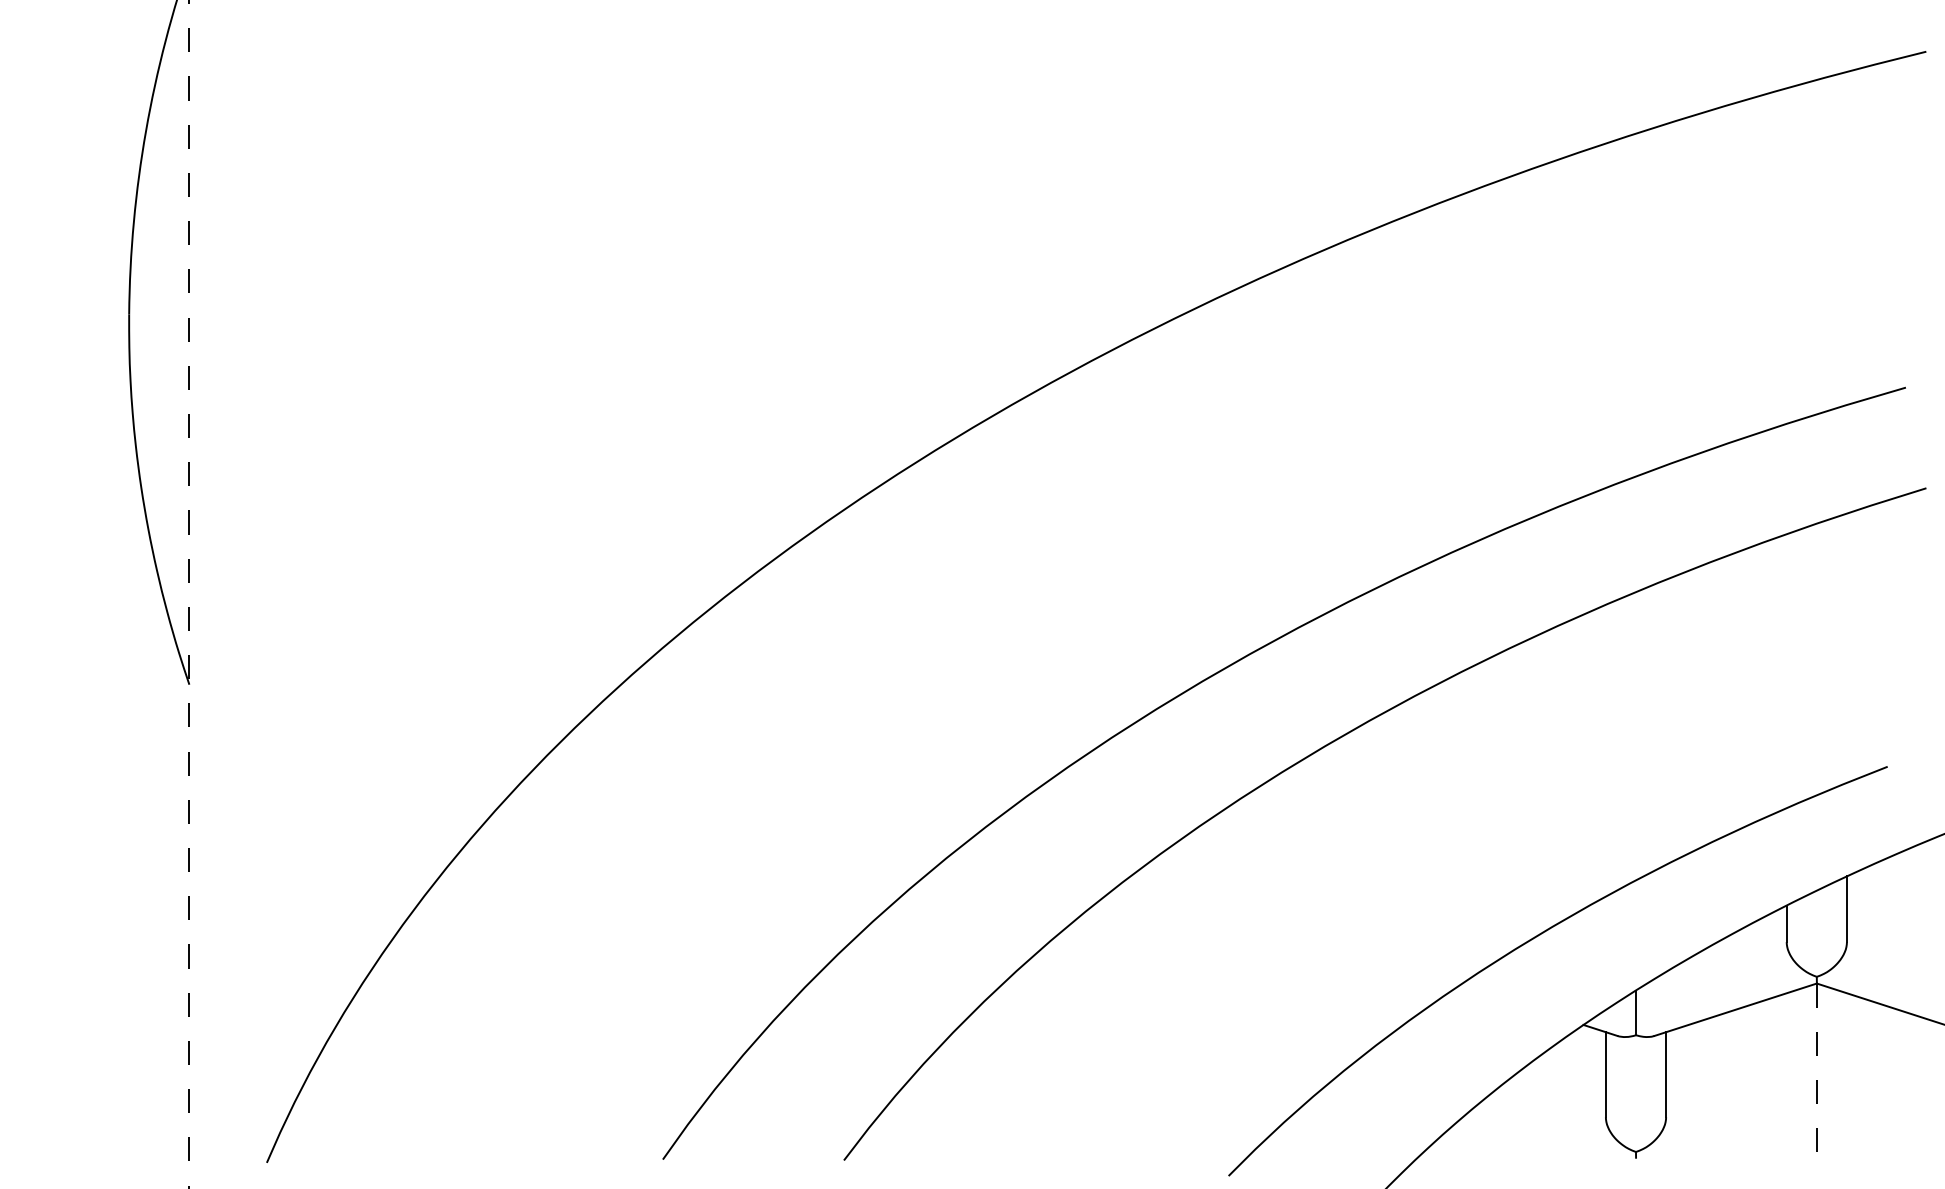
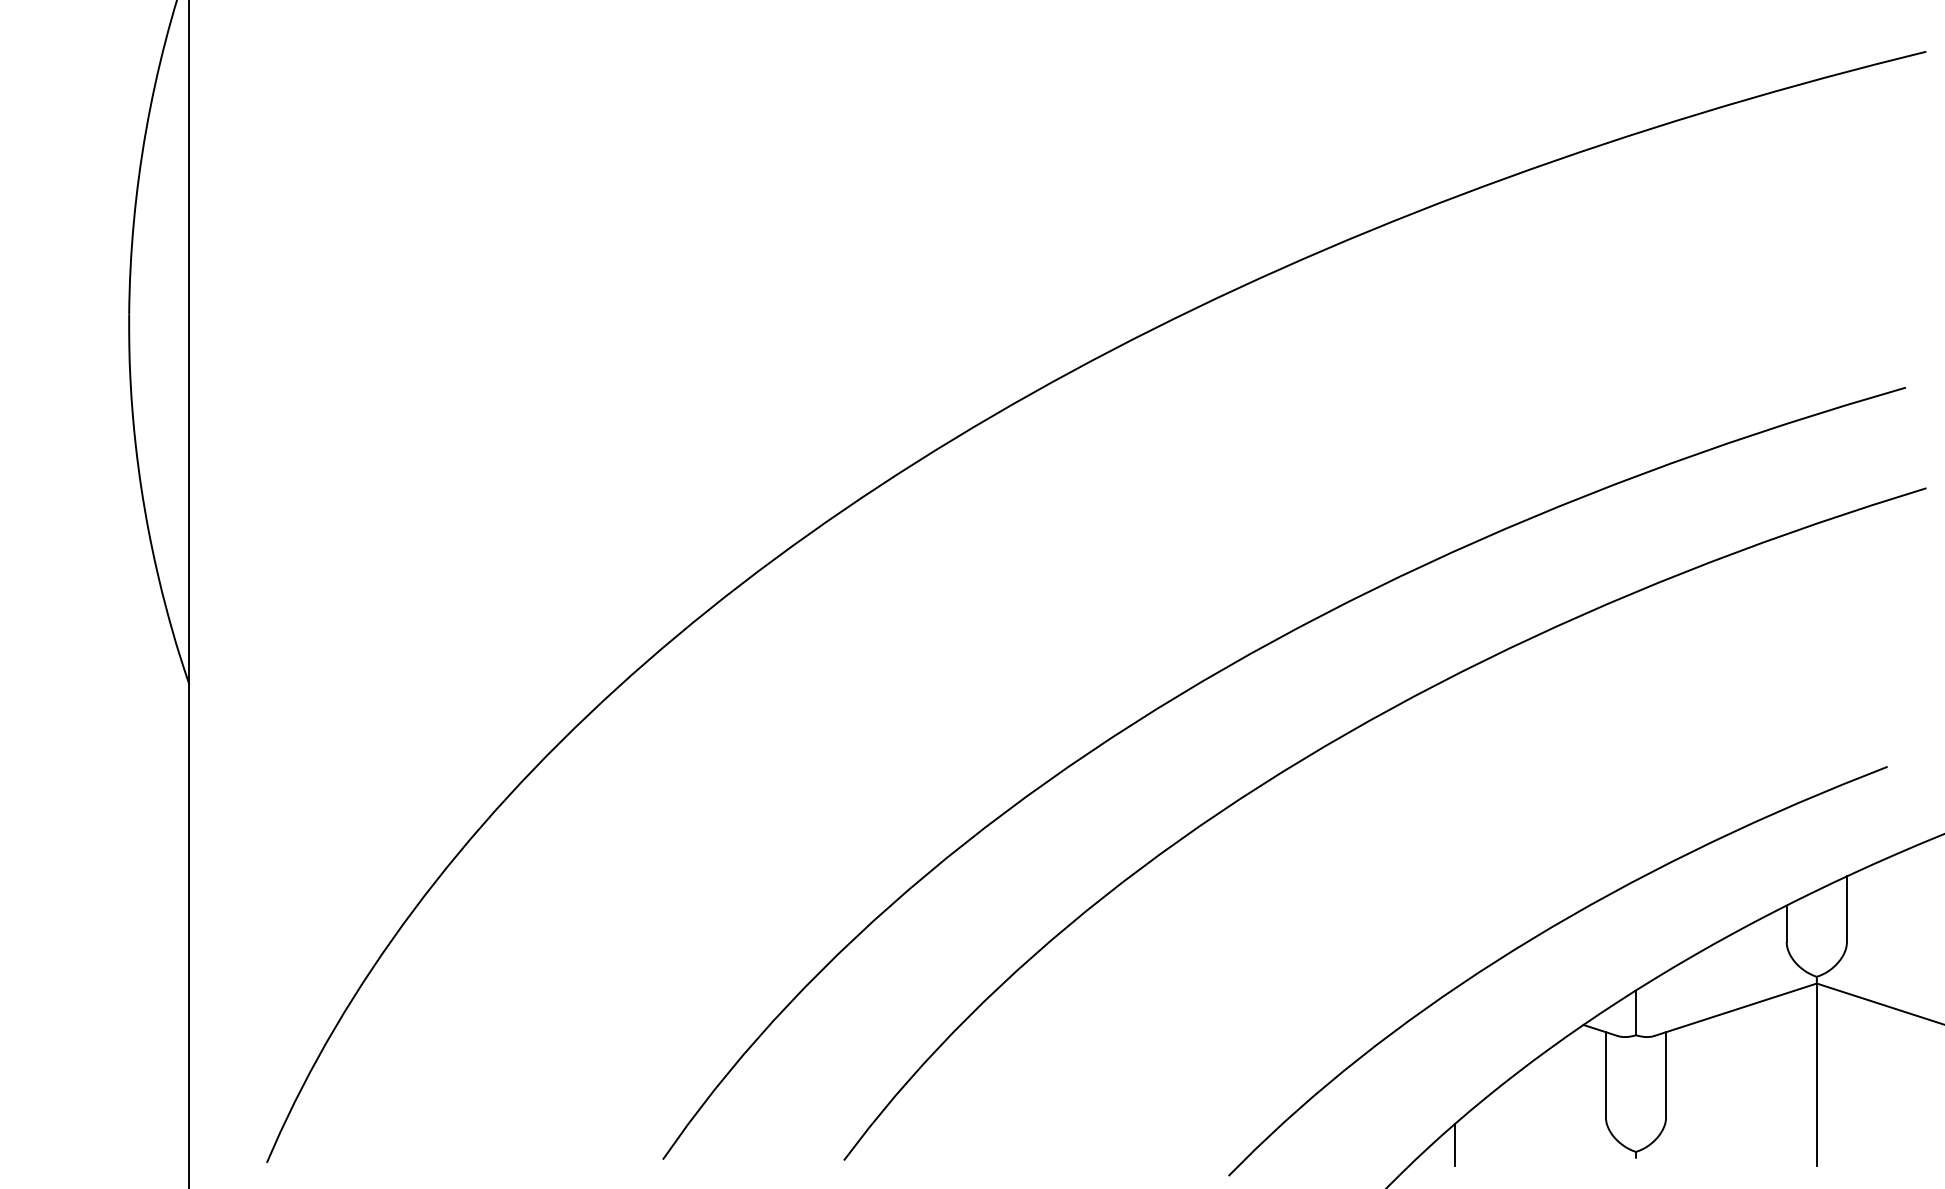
line: dashed -> solid (189, 594)
line: dashed -> solid (1816, 1075)
line: none -> present (1455, 1144)
